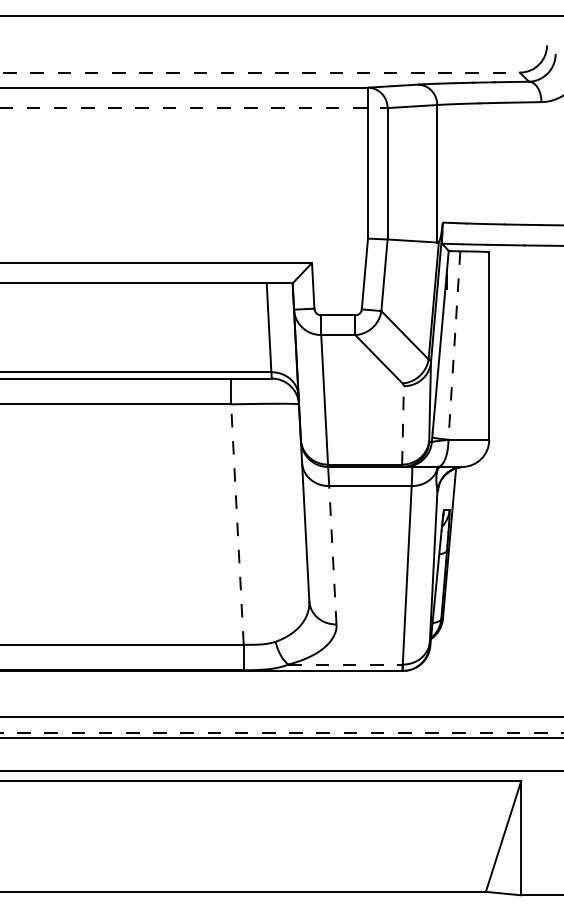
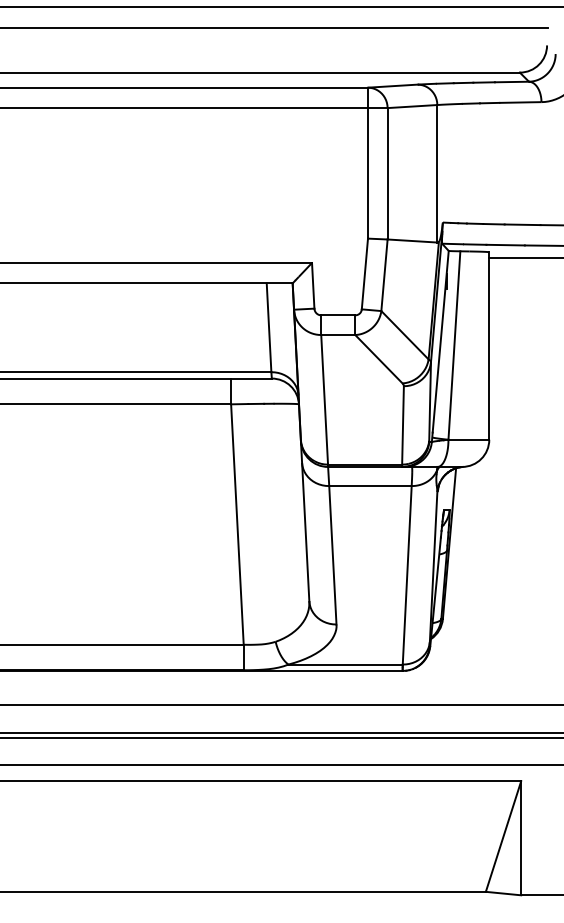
line position: (281, 16) -> (281, 7) (281, 7)
line: none -> present (275, 27)
line: dashed -> solid (260, 72)
line: dashed -> solid (194, 108)
line: none -> present (524, 257)
line: dashed -> solid (454, 346)
line: dashed -> solid (403, 424)
line: dashed -> solid (237, 524)
line: dashed -> solid (332, 554)
line: dashed -> solid (346, 664)
line position: (281, 717) -> (281, 705) (281, 705)
line: dashed -> solid (281, 732)
line position: (281, 771) -> (281, 765) (281, 765)
